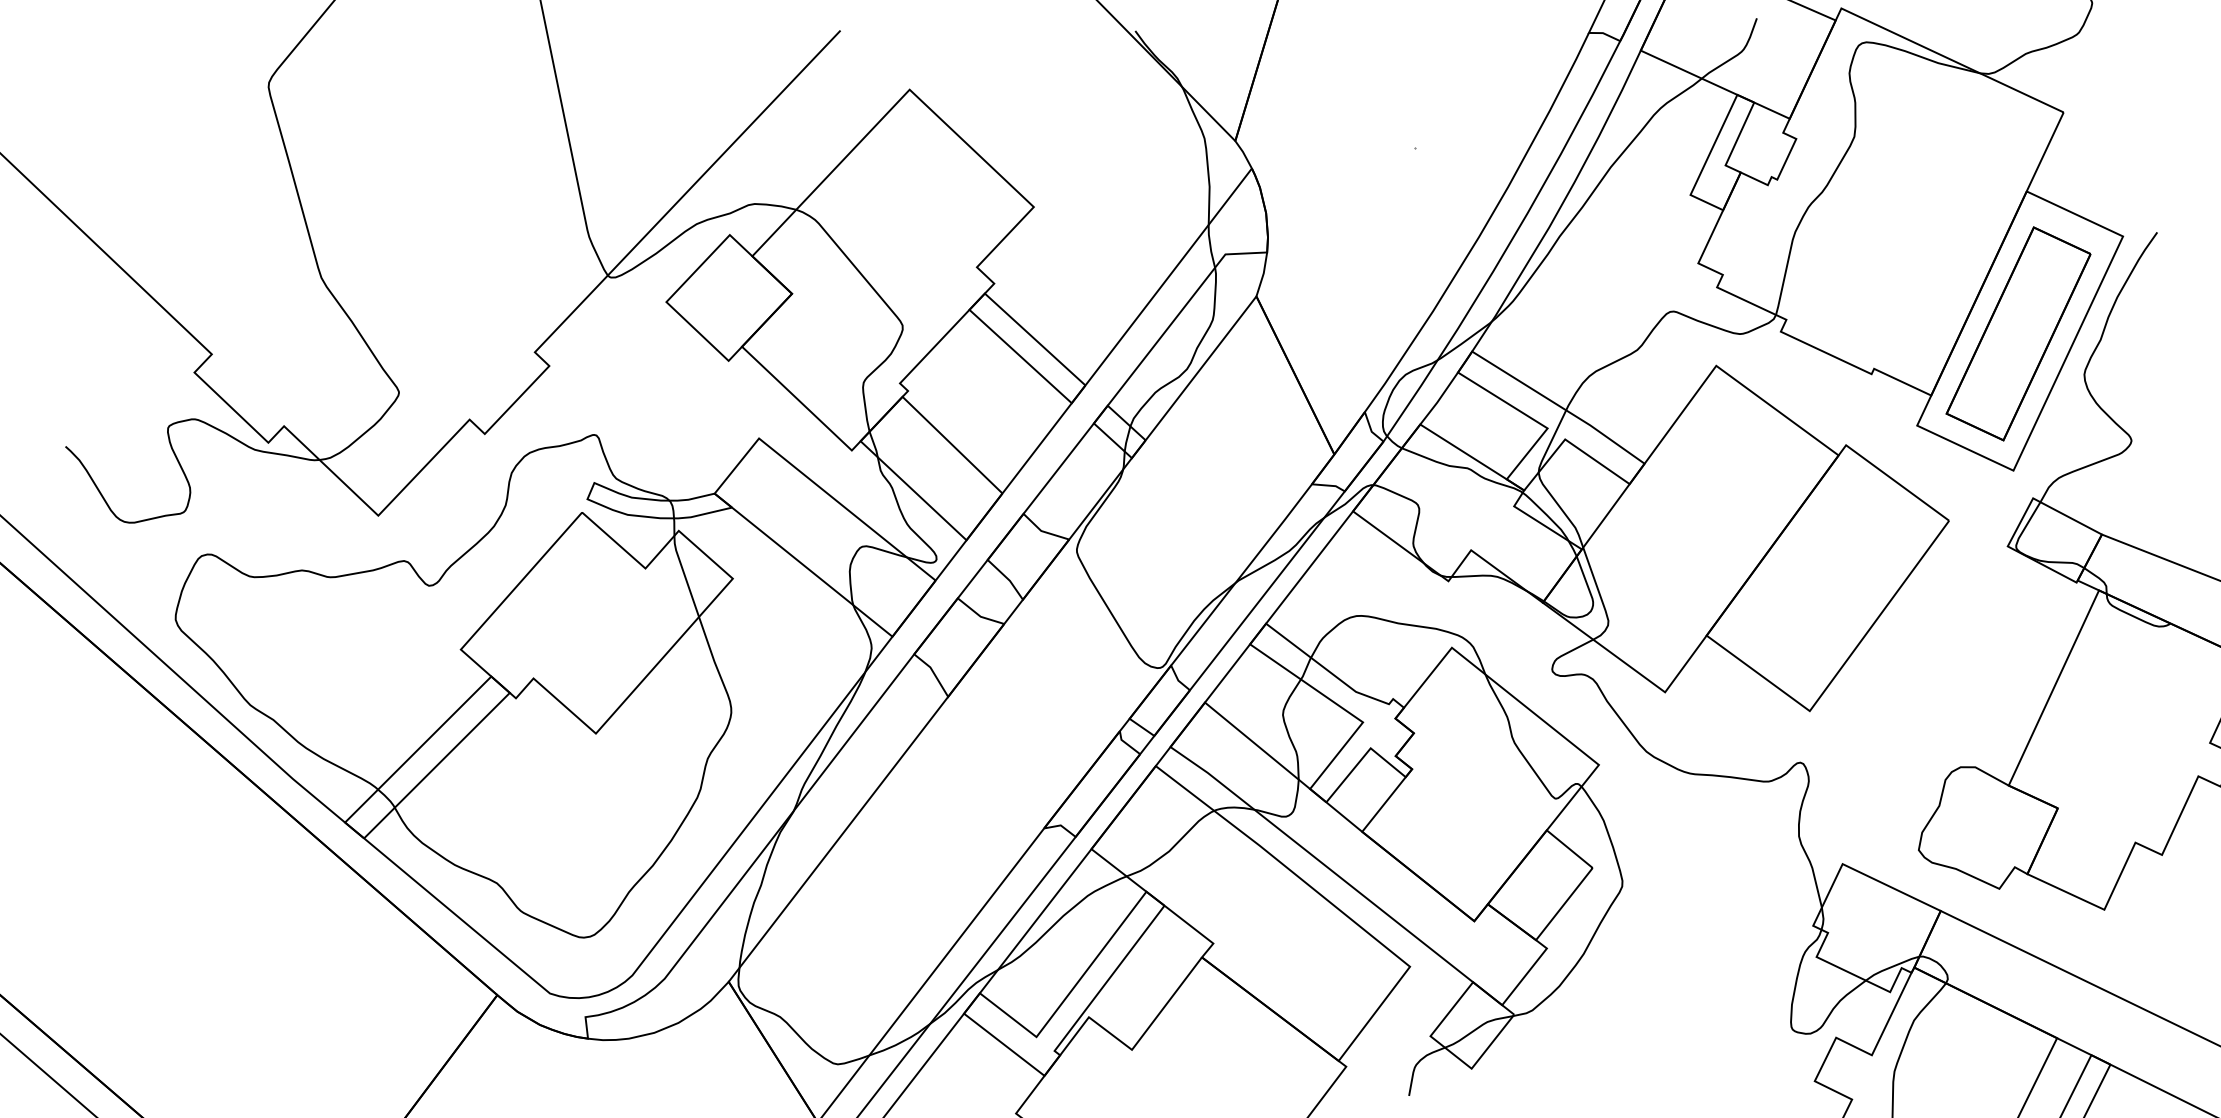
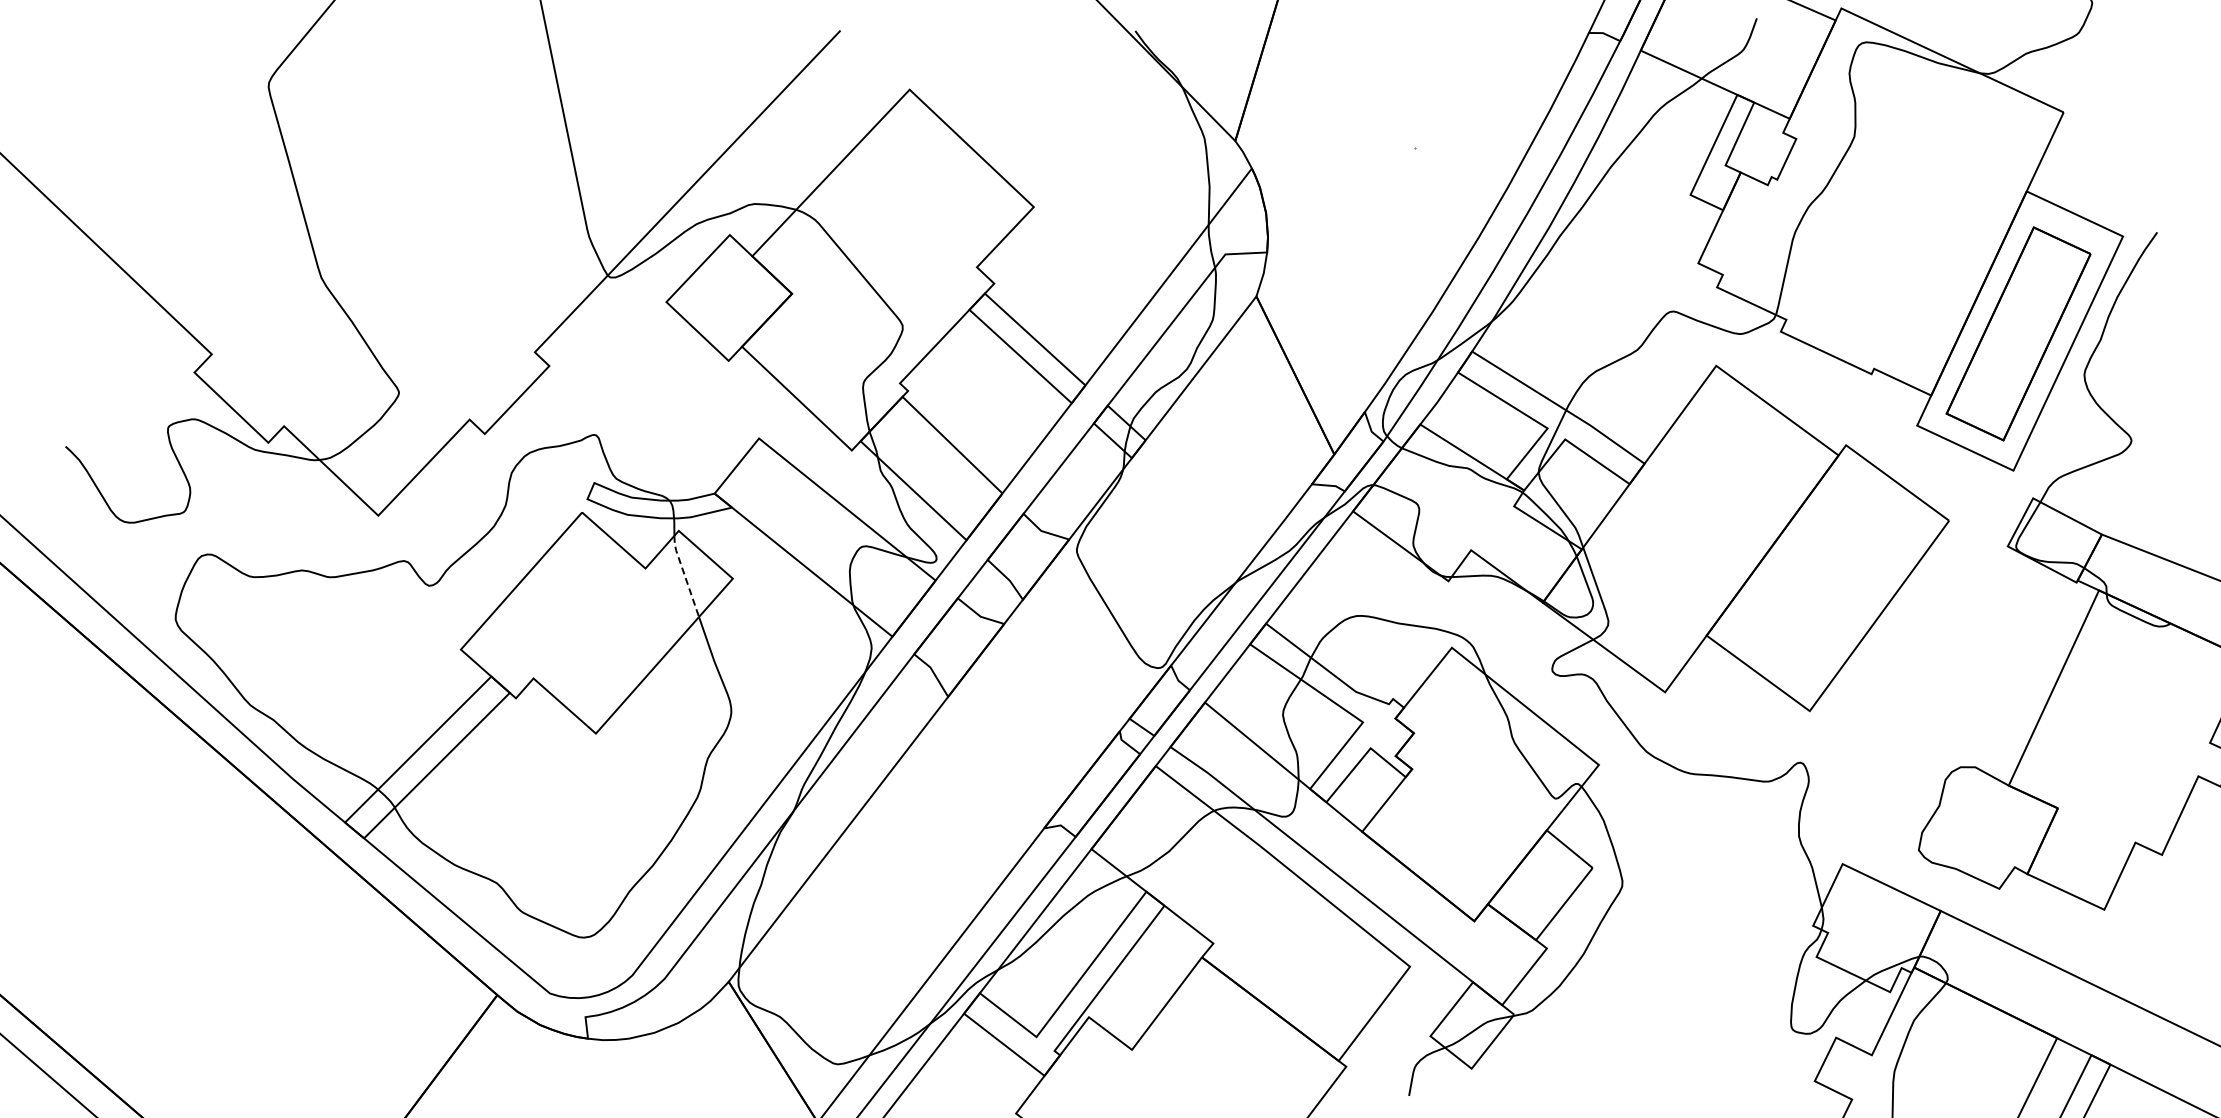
line: solid -> dashed (684, 575)
